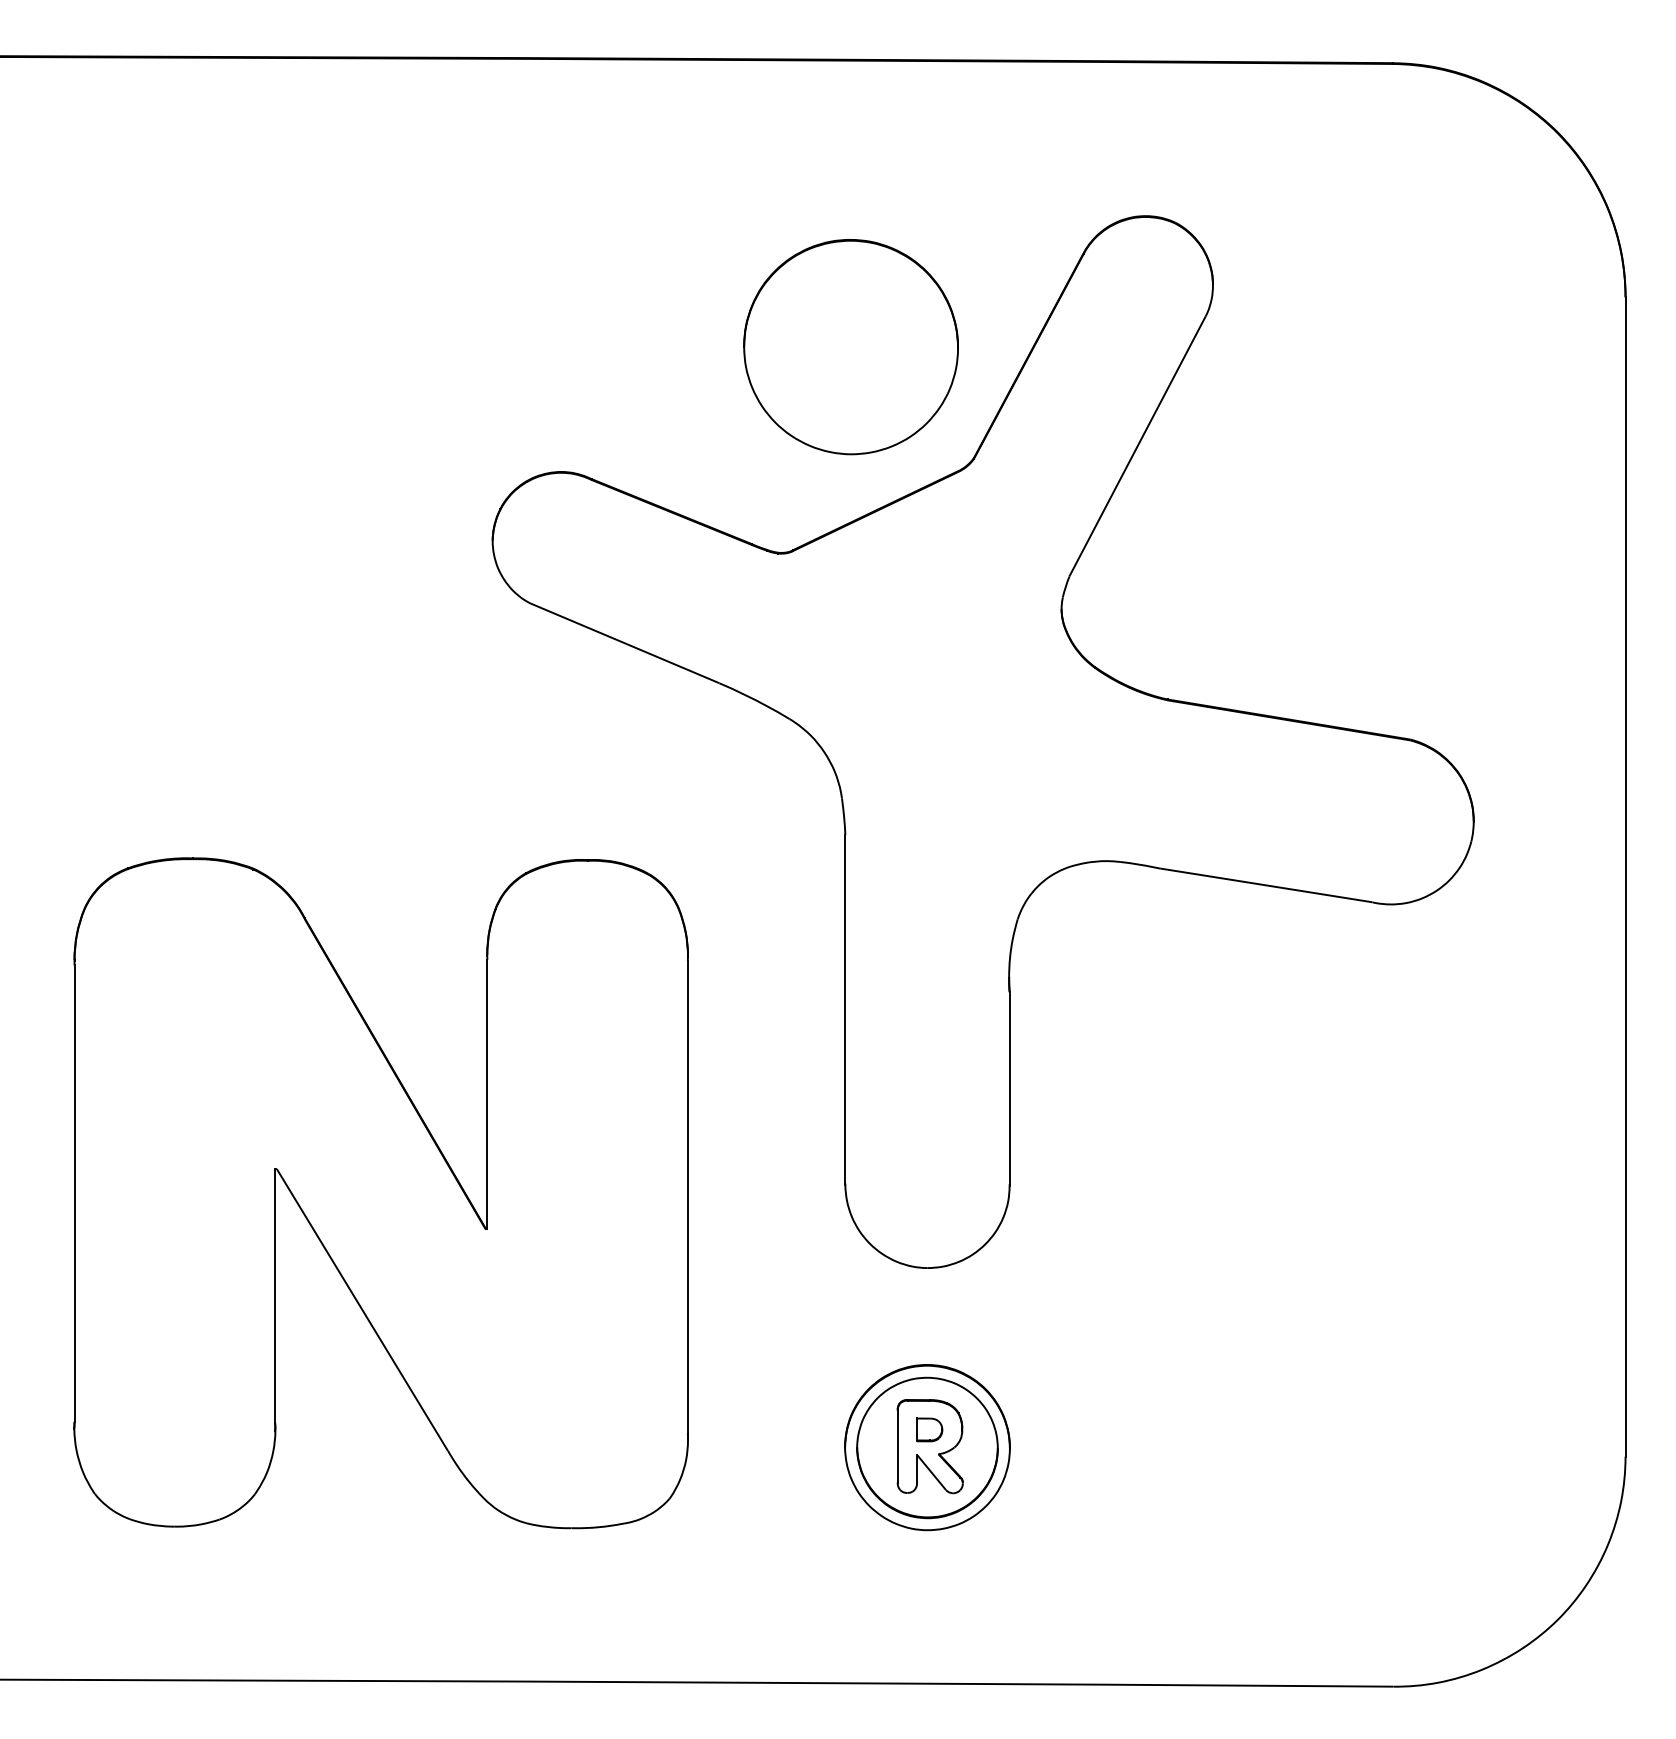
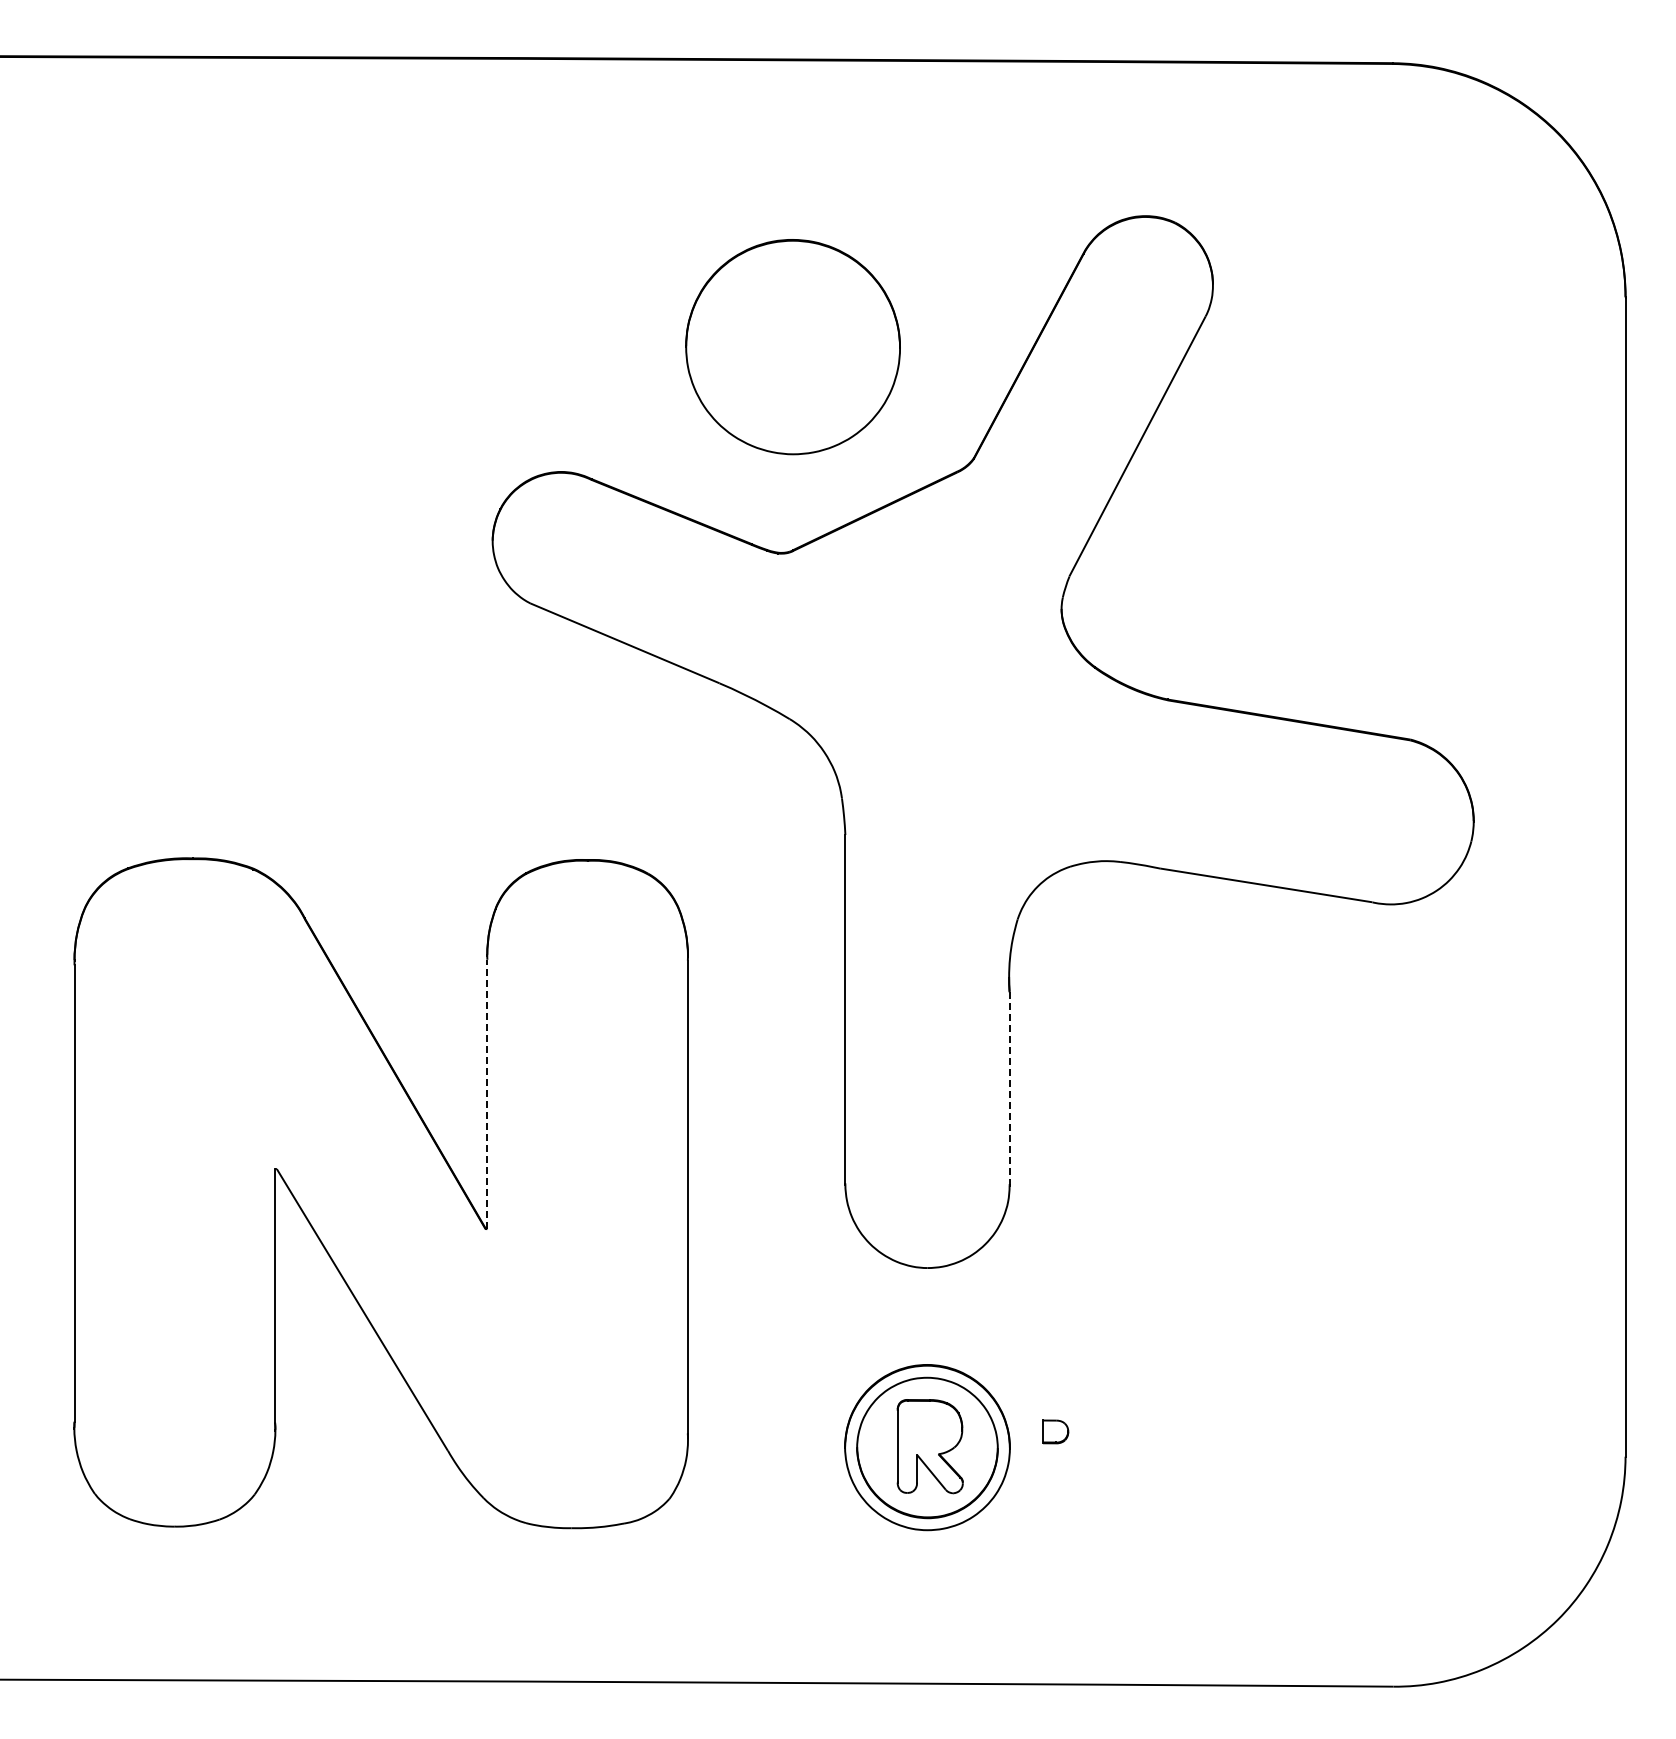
part position: (850, 347) -> (792, 347) (792, 347)
line: solid -> dashed (1009, 1088)
line: solid -> dashed (487, 1094)
part position: (929, 1429) -> (1055, 1431) (1055, 1431)
